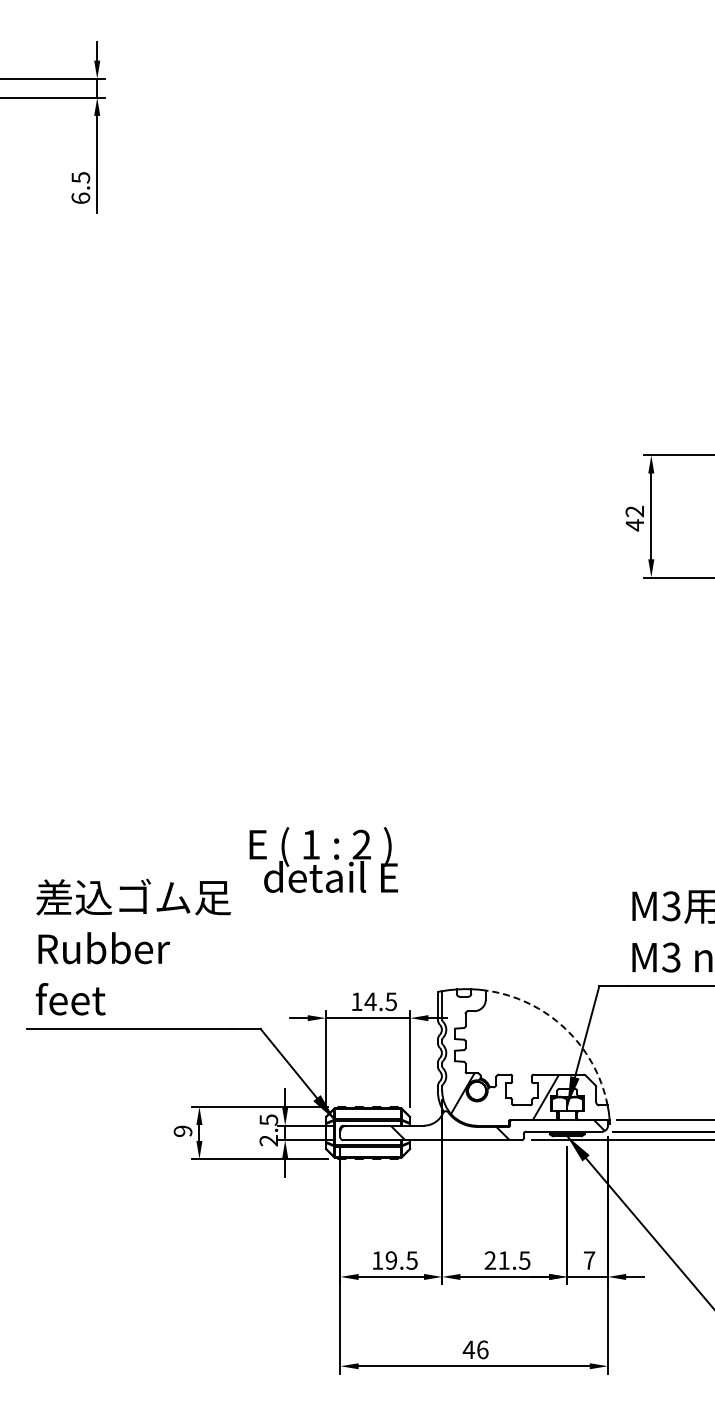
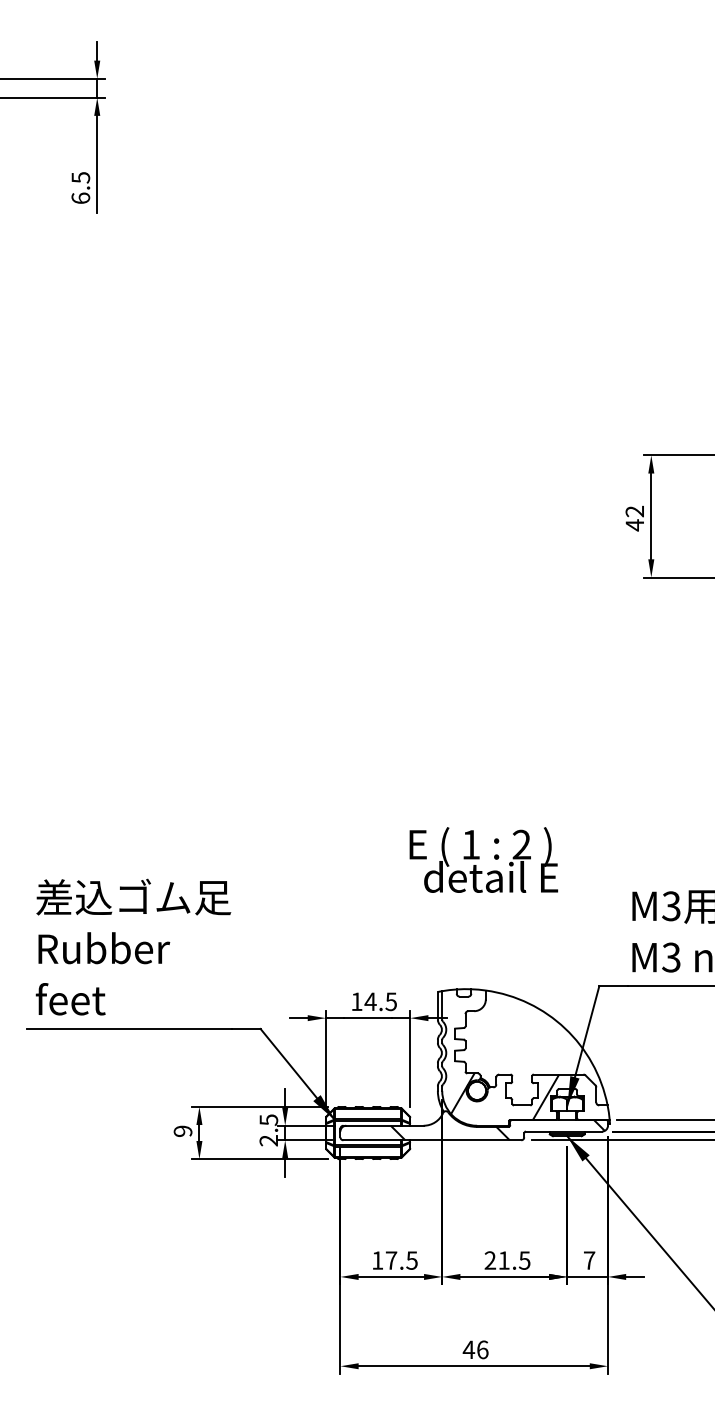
text position: (323, 859) -> (483, 859) (483, 859)
arc: dashed -> solid (565, 1028)
text: 19.5 -> 17.5 (391, 1260)
